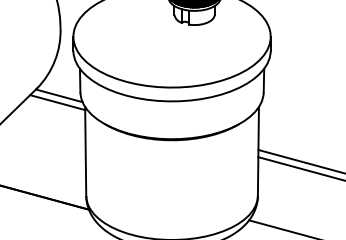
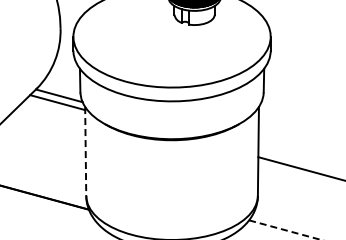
line: solid -> dashed (85, 151)
line: present -> none (300, 160)
line: solid -> dashed (285, 230)
